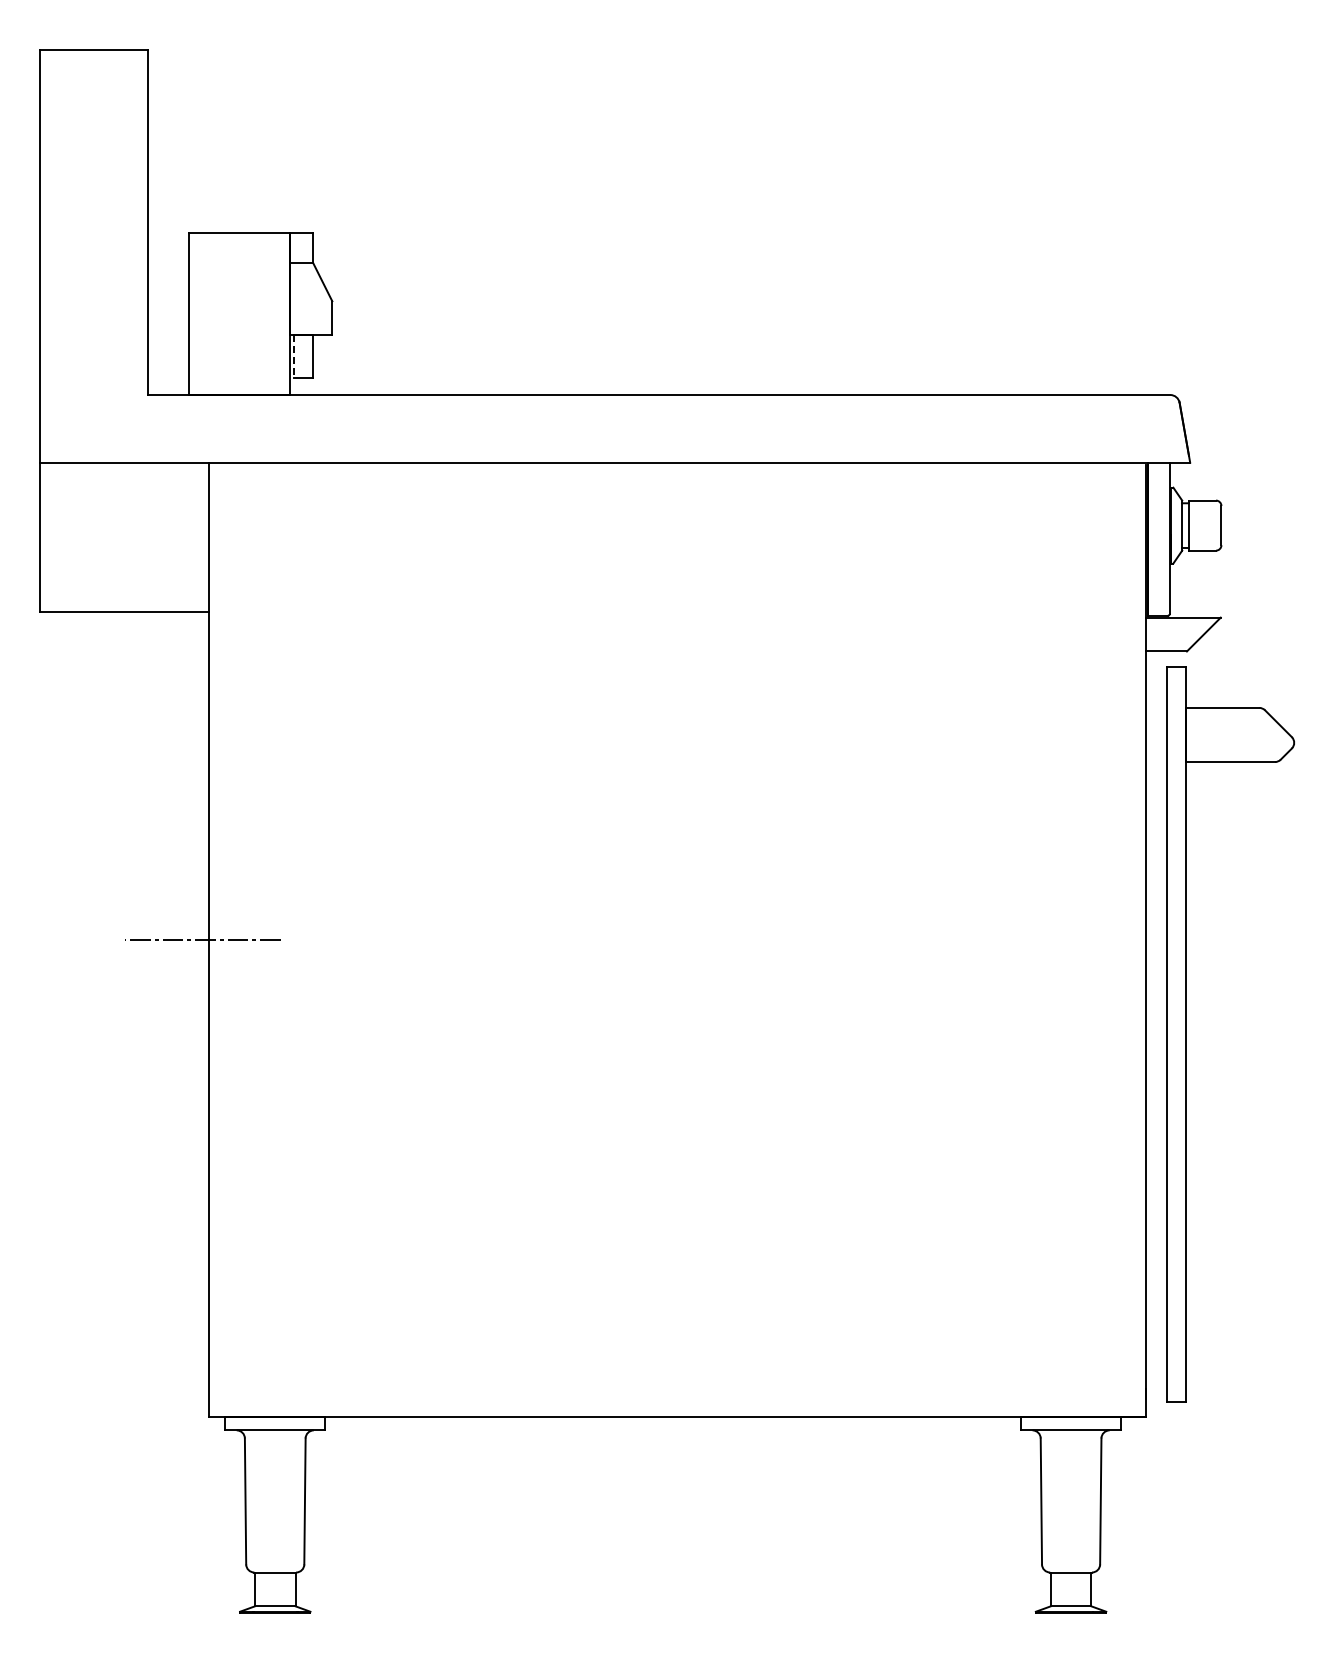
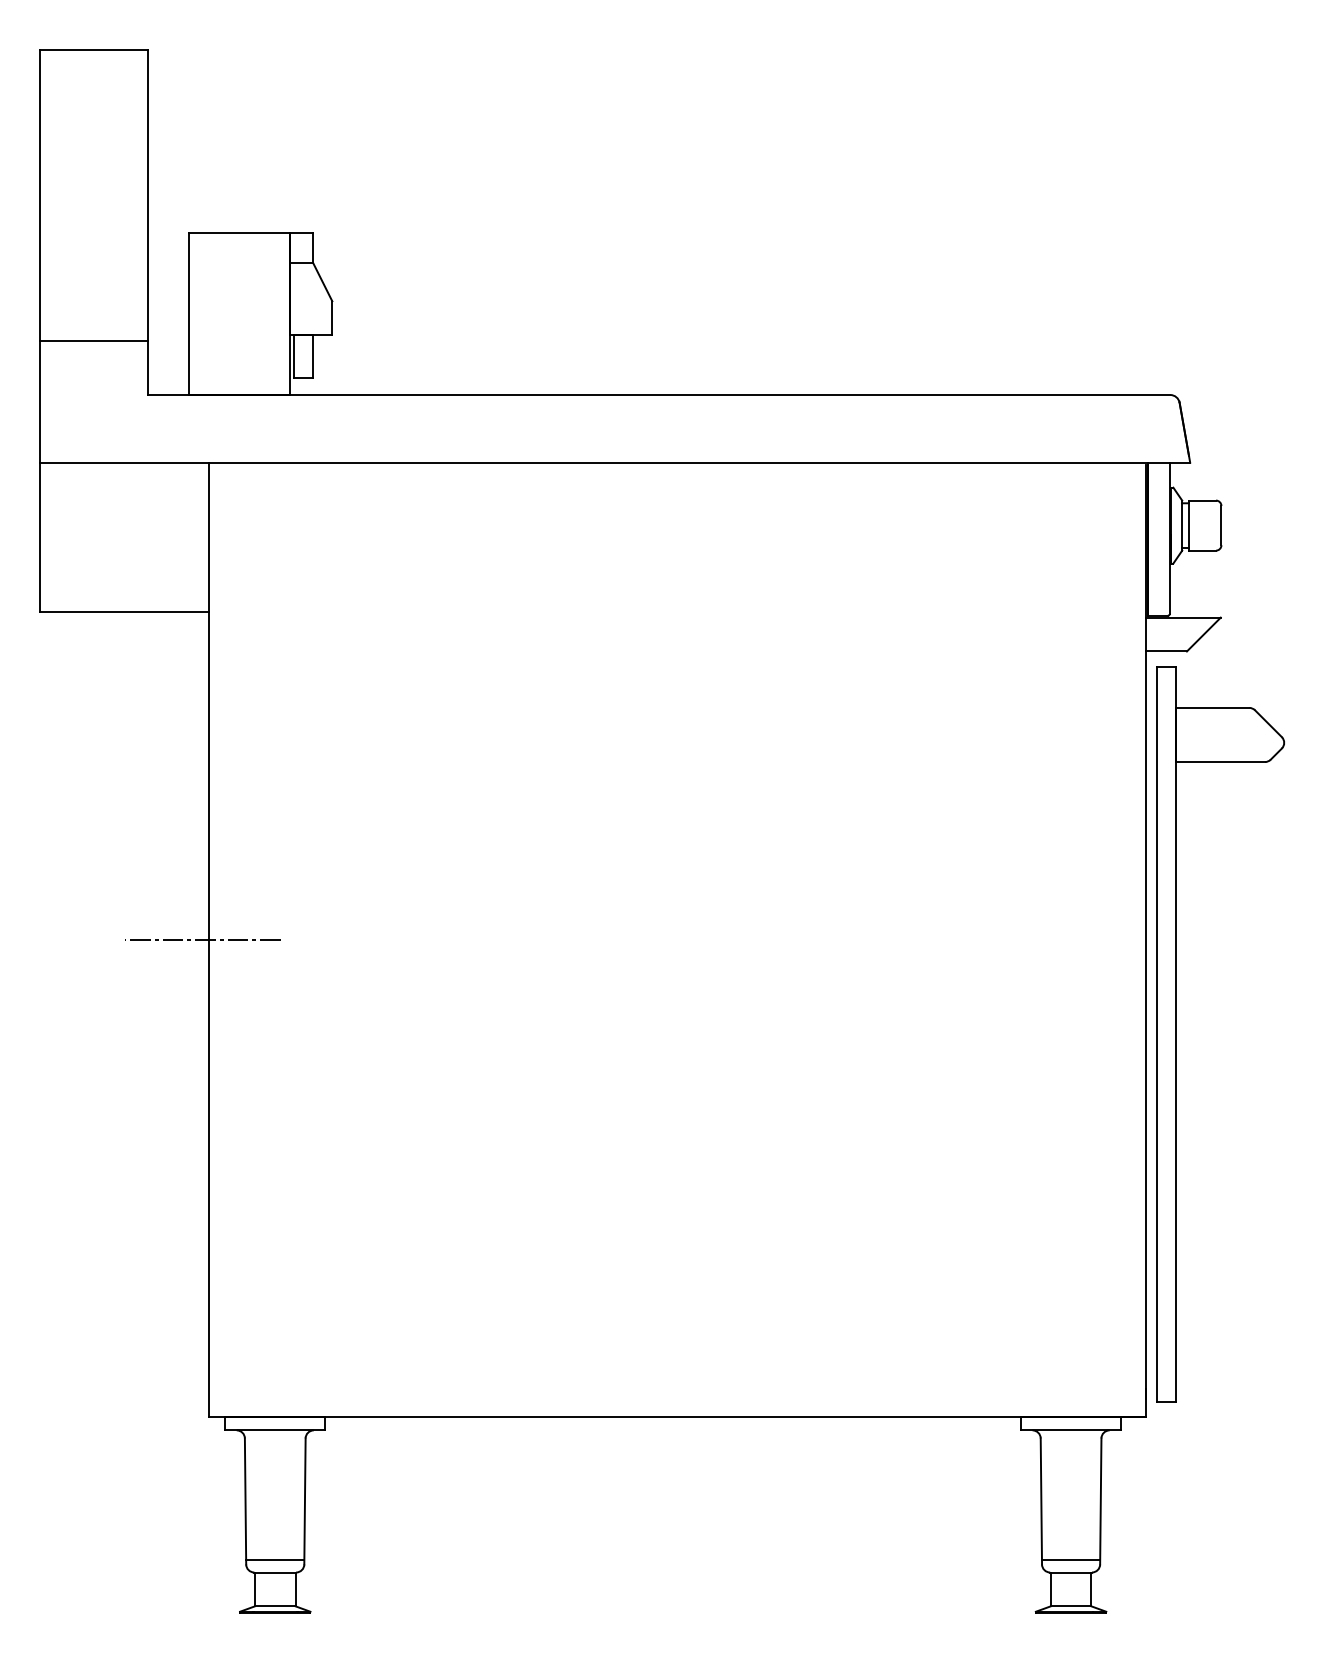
line: none -> present (93, 340)
line: dashed -> solid (294, 356)
part position: (1186, 1034) -> (1176, 1034) (1176, 1034)
line: none -> present (275, 1560)
line: none -> present (1070, 1560)
